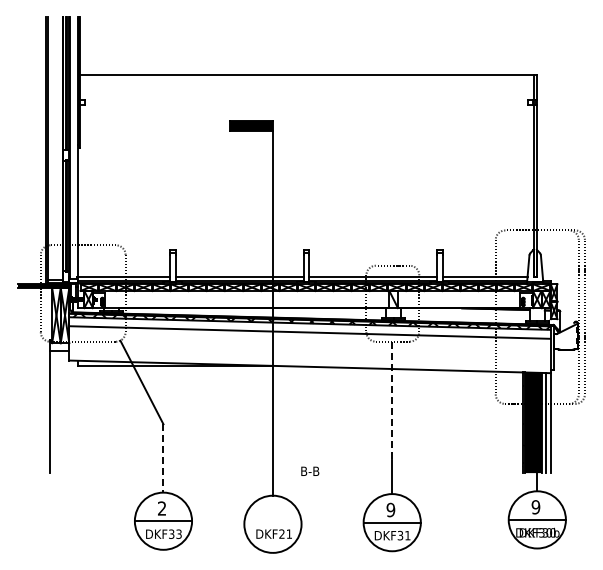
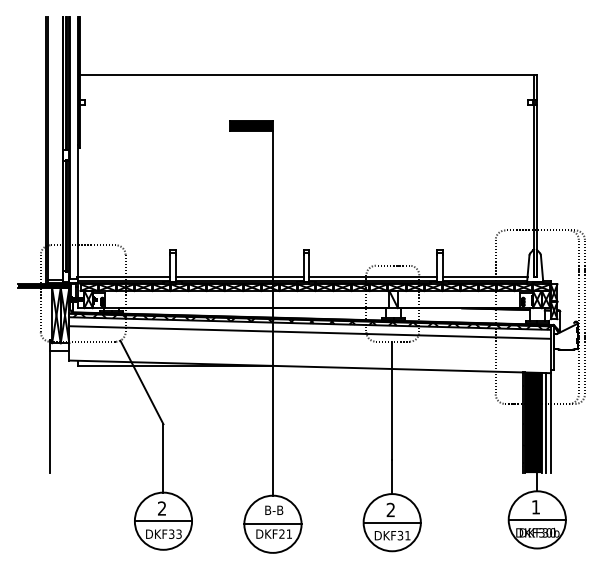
line: dashed -> solid (392, 400)
line: dashed -> solid (163, 458)
text position: (310, 470) -> (274, 509) (274, 509)
text: 9 -> 1 (535, 507)
text: 9 -> 2 (390, 510)
line: none -> present (272, 524)
